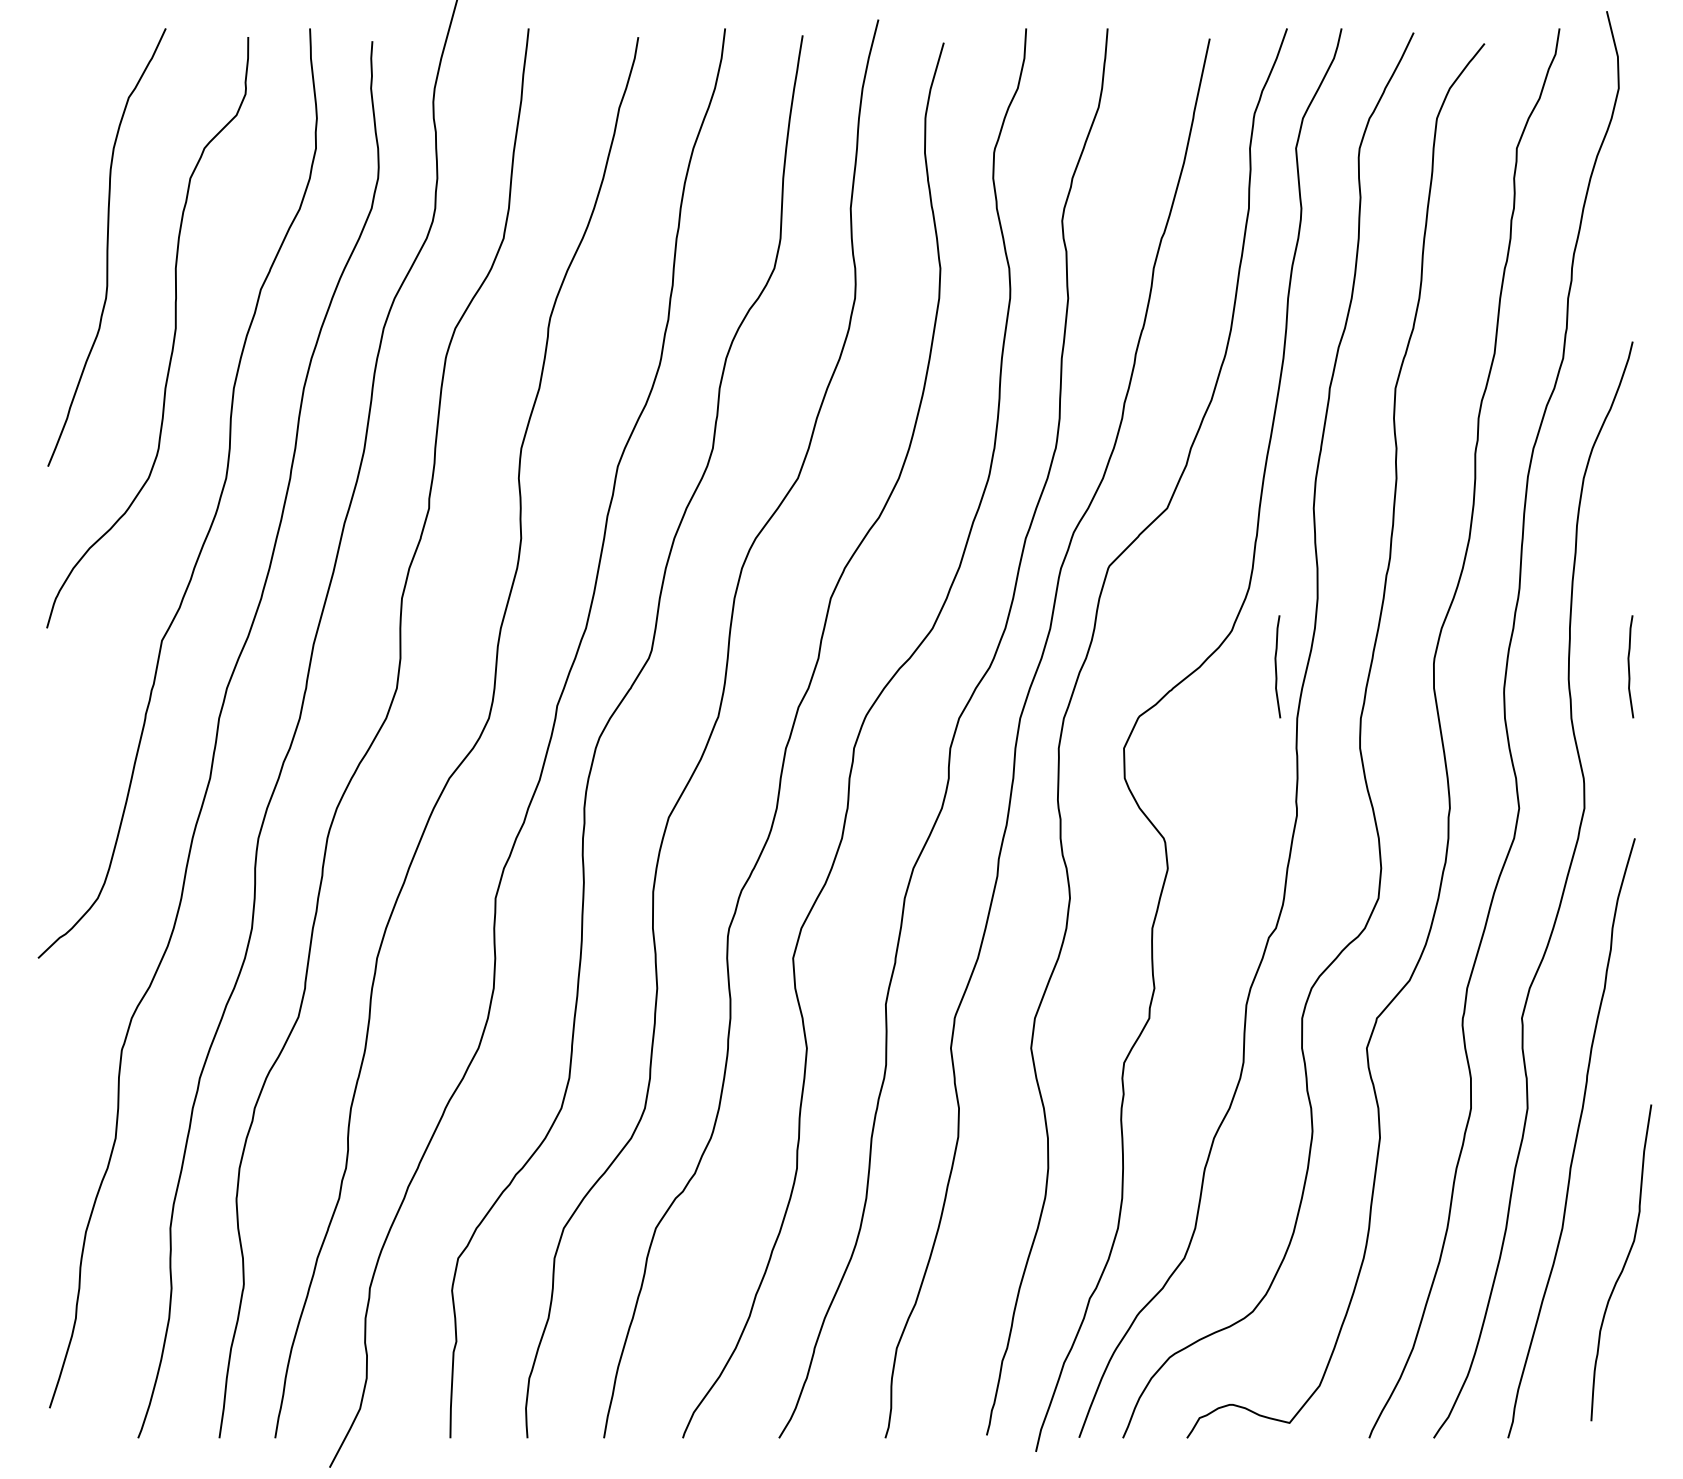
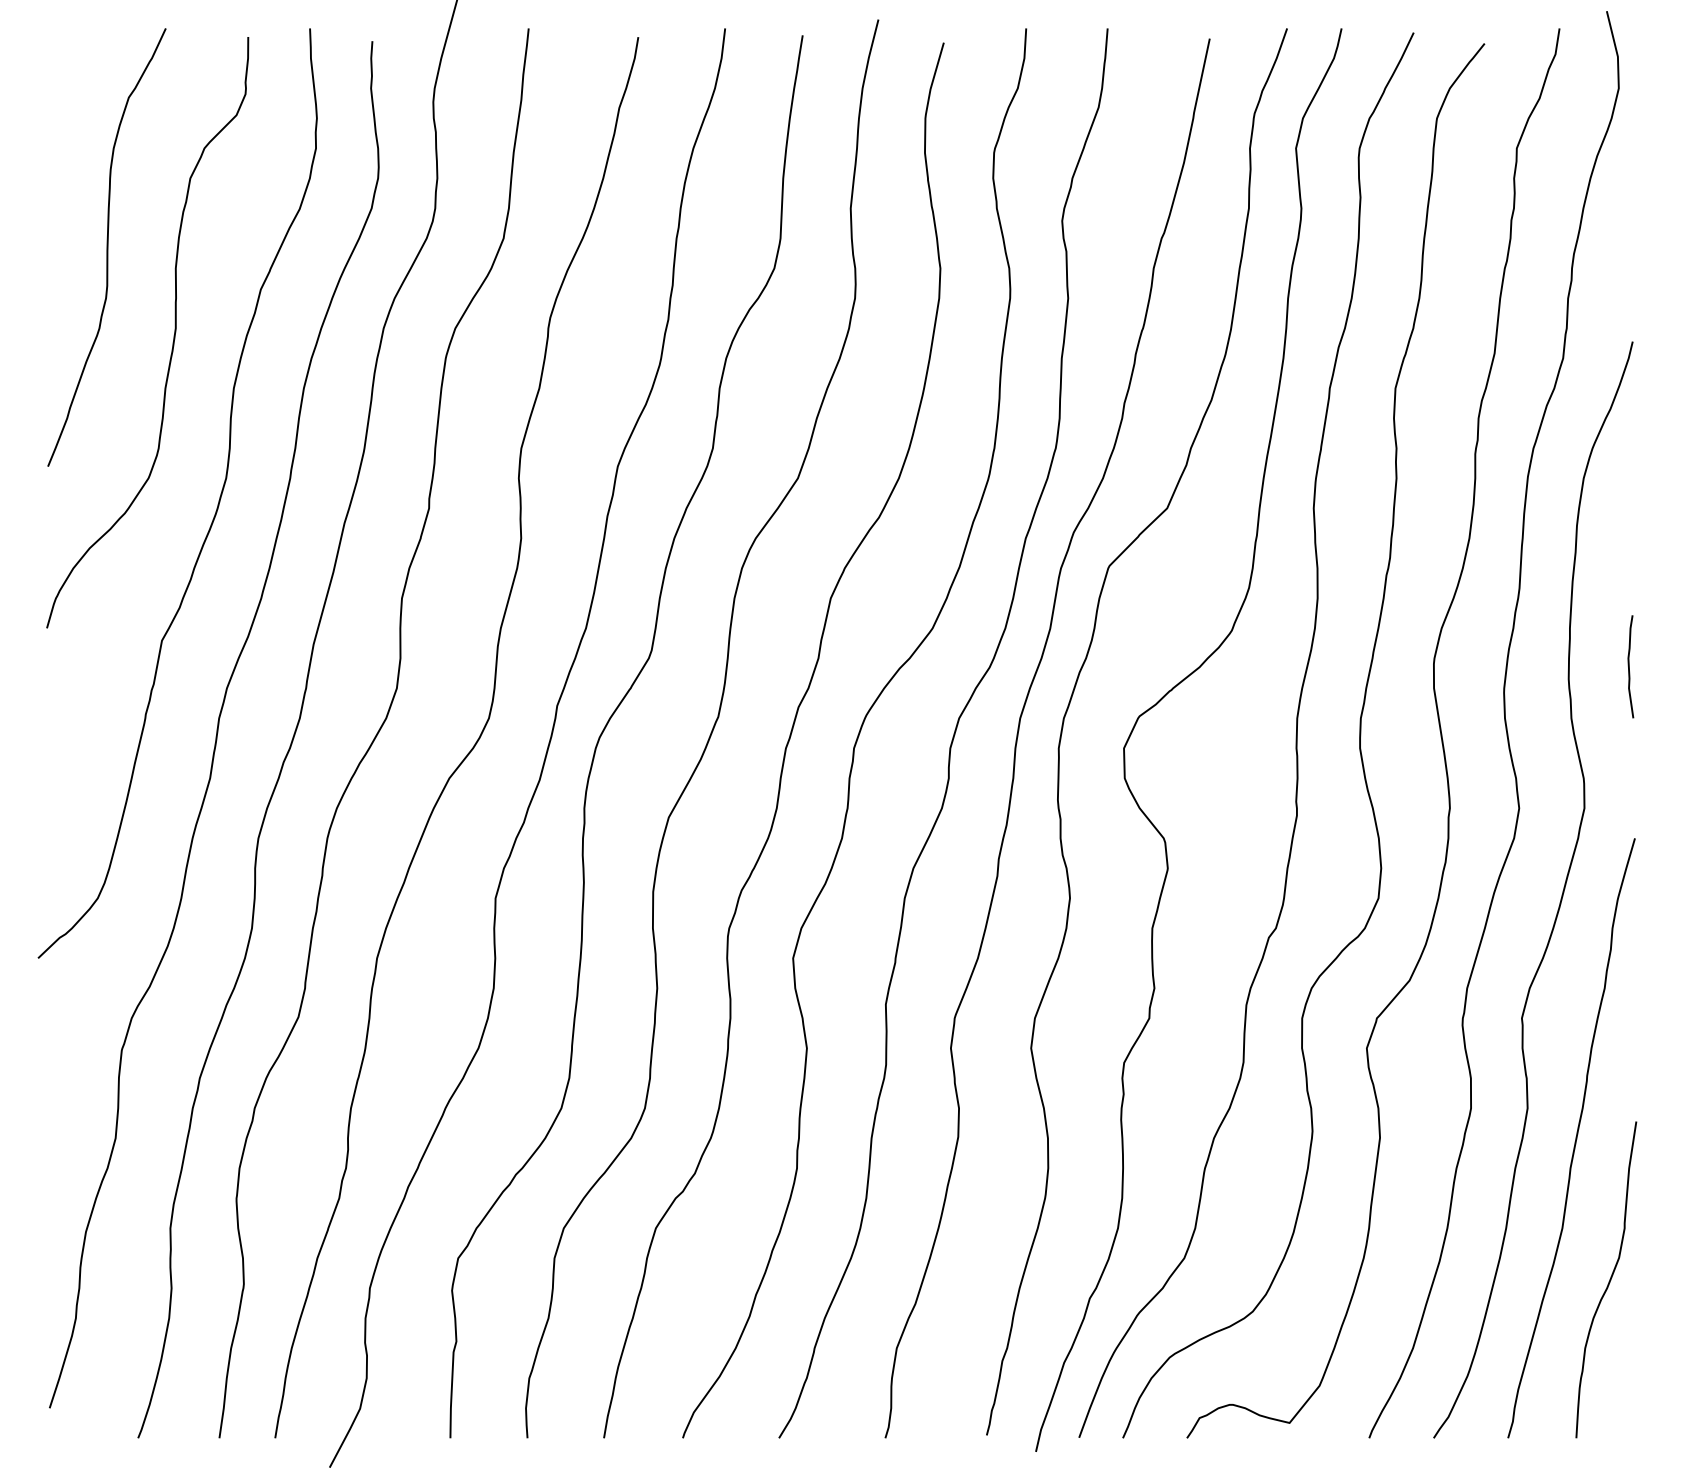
curve: present -> none (1276, 666)
curve position: (1623, 1264) -> (1608, 1281) (1608, 1281)
